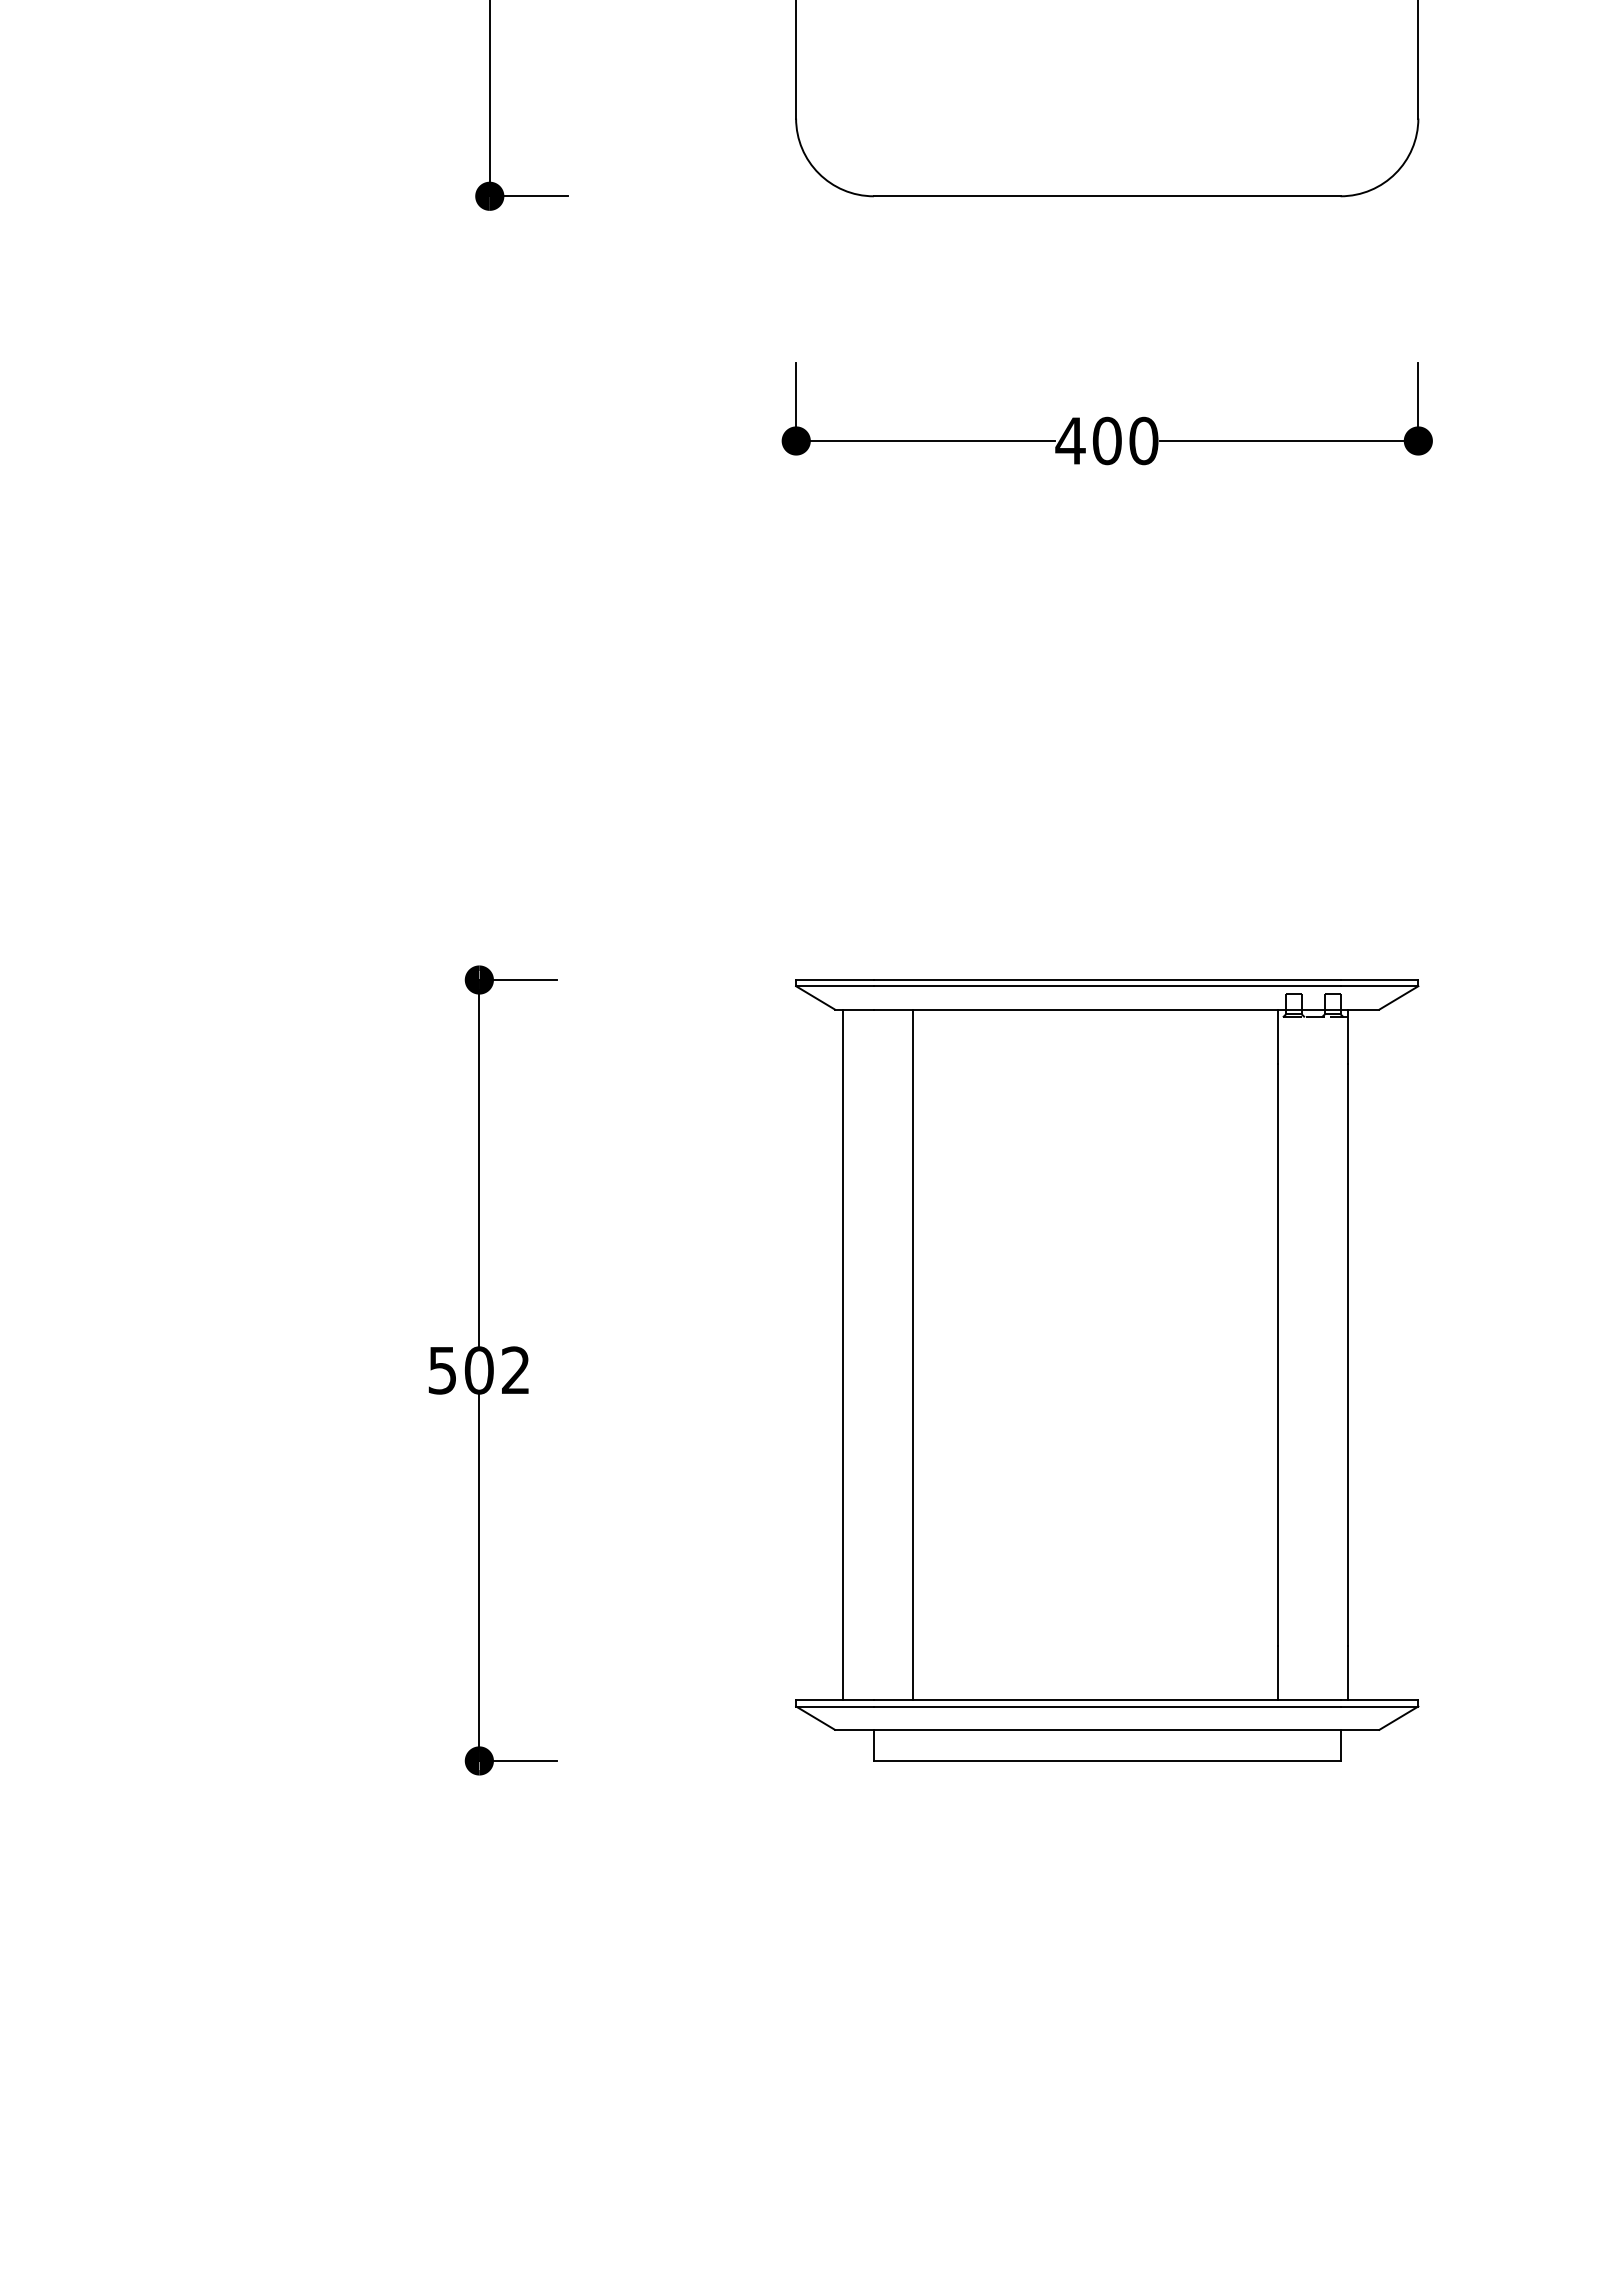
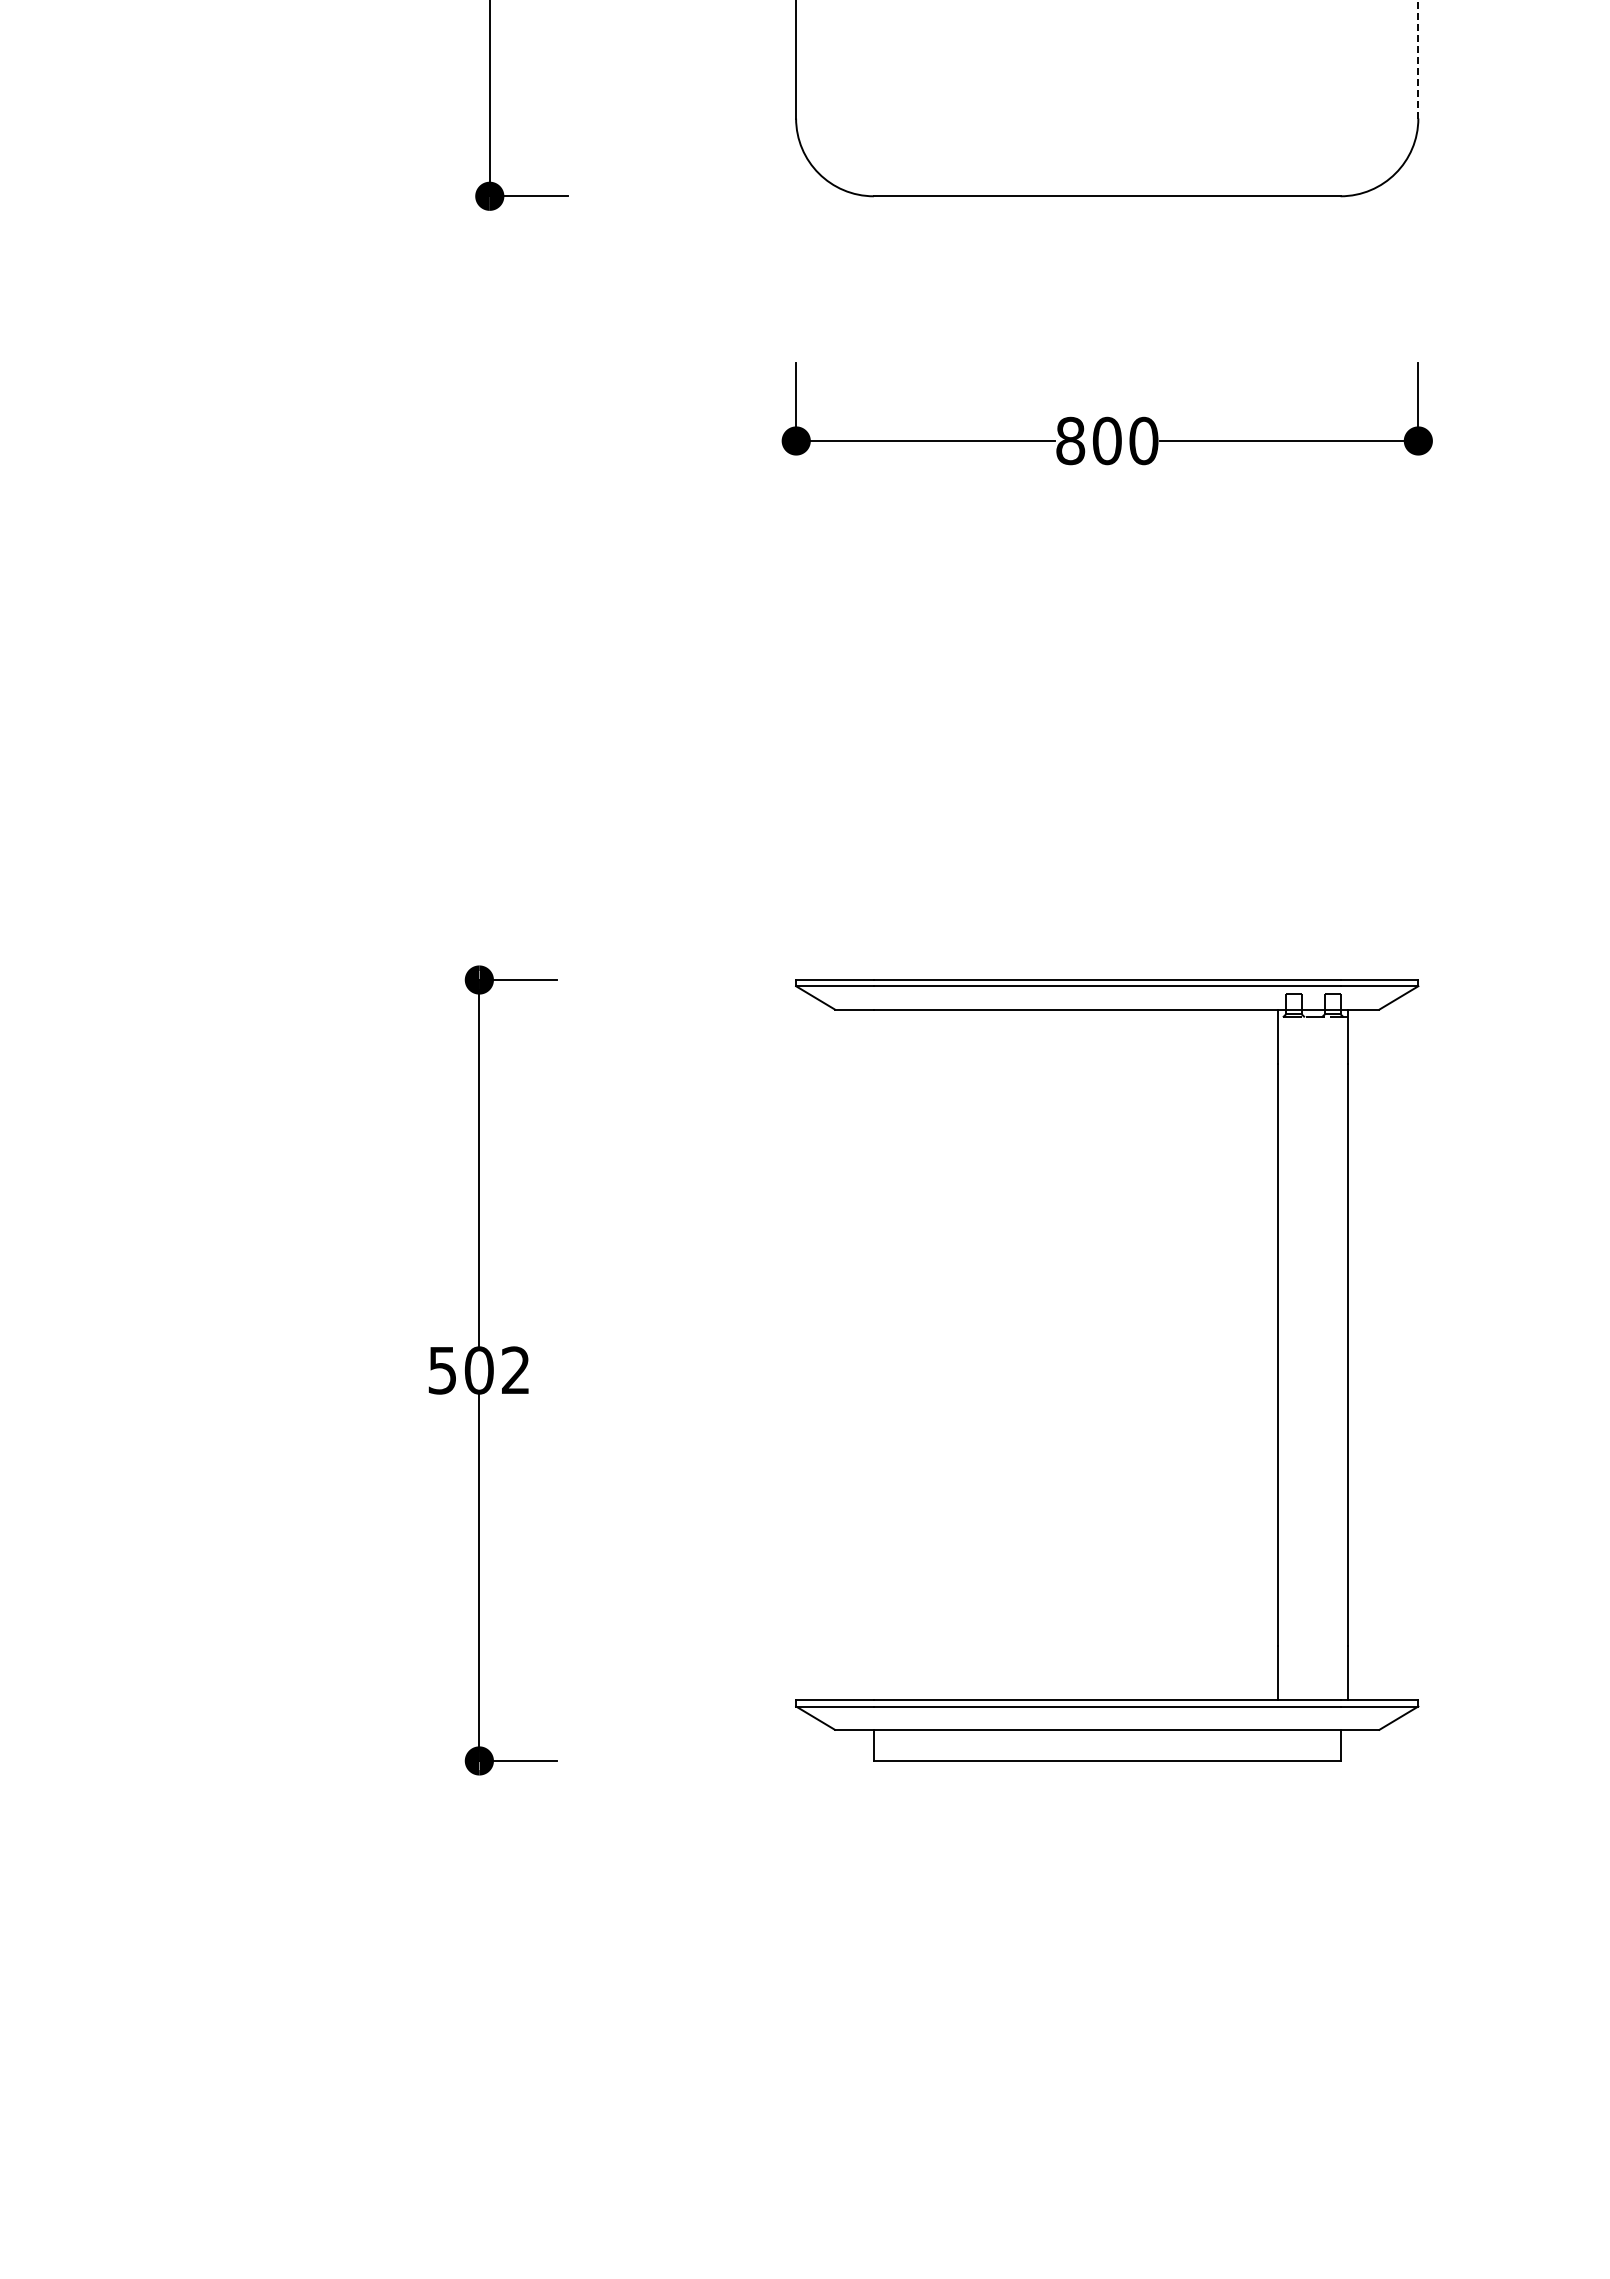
line: solid -> dashed (1418, 59)
text: 400 -> 800 (1070, 440)
line: present -> none (842, 1354)
line: present -> none (912, 1354)
